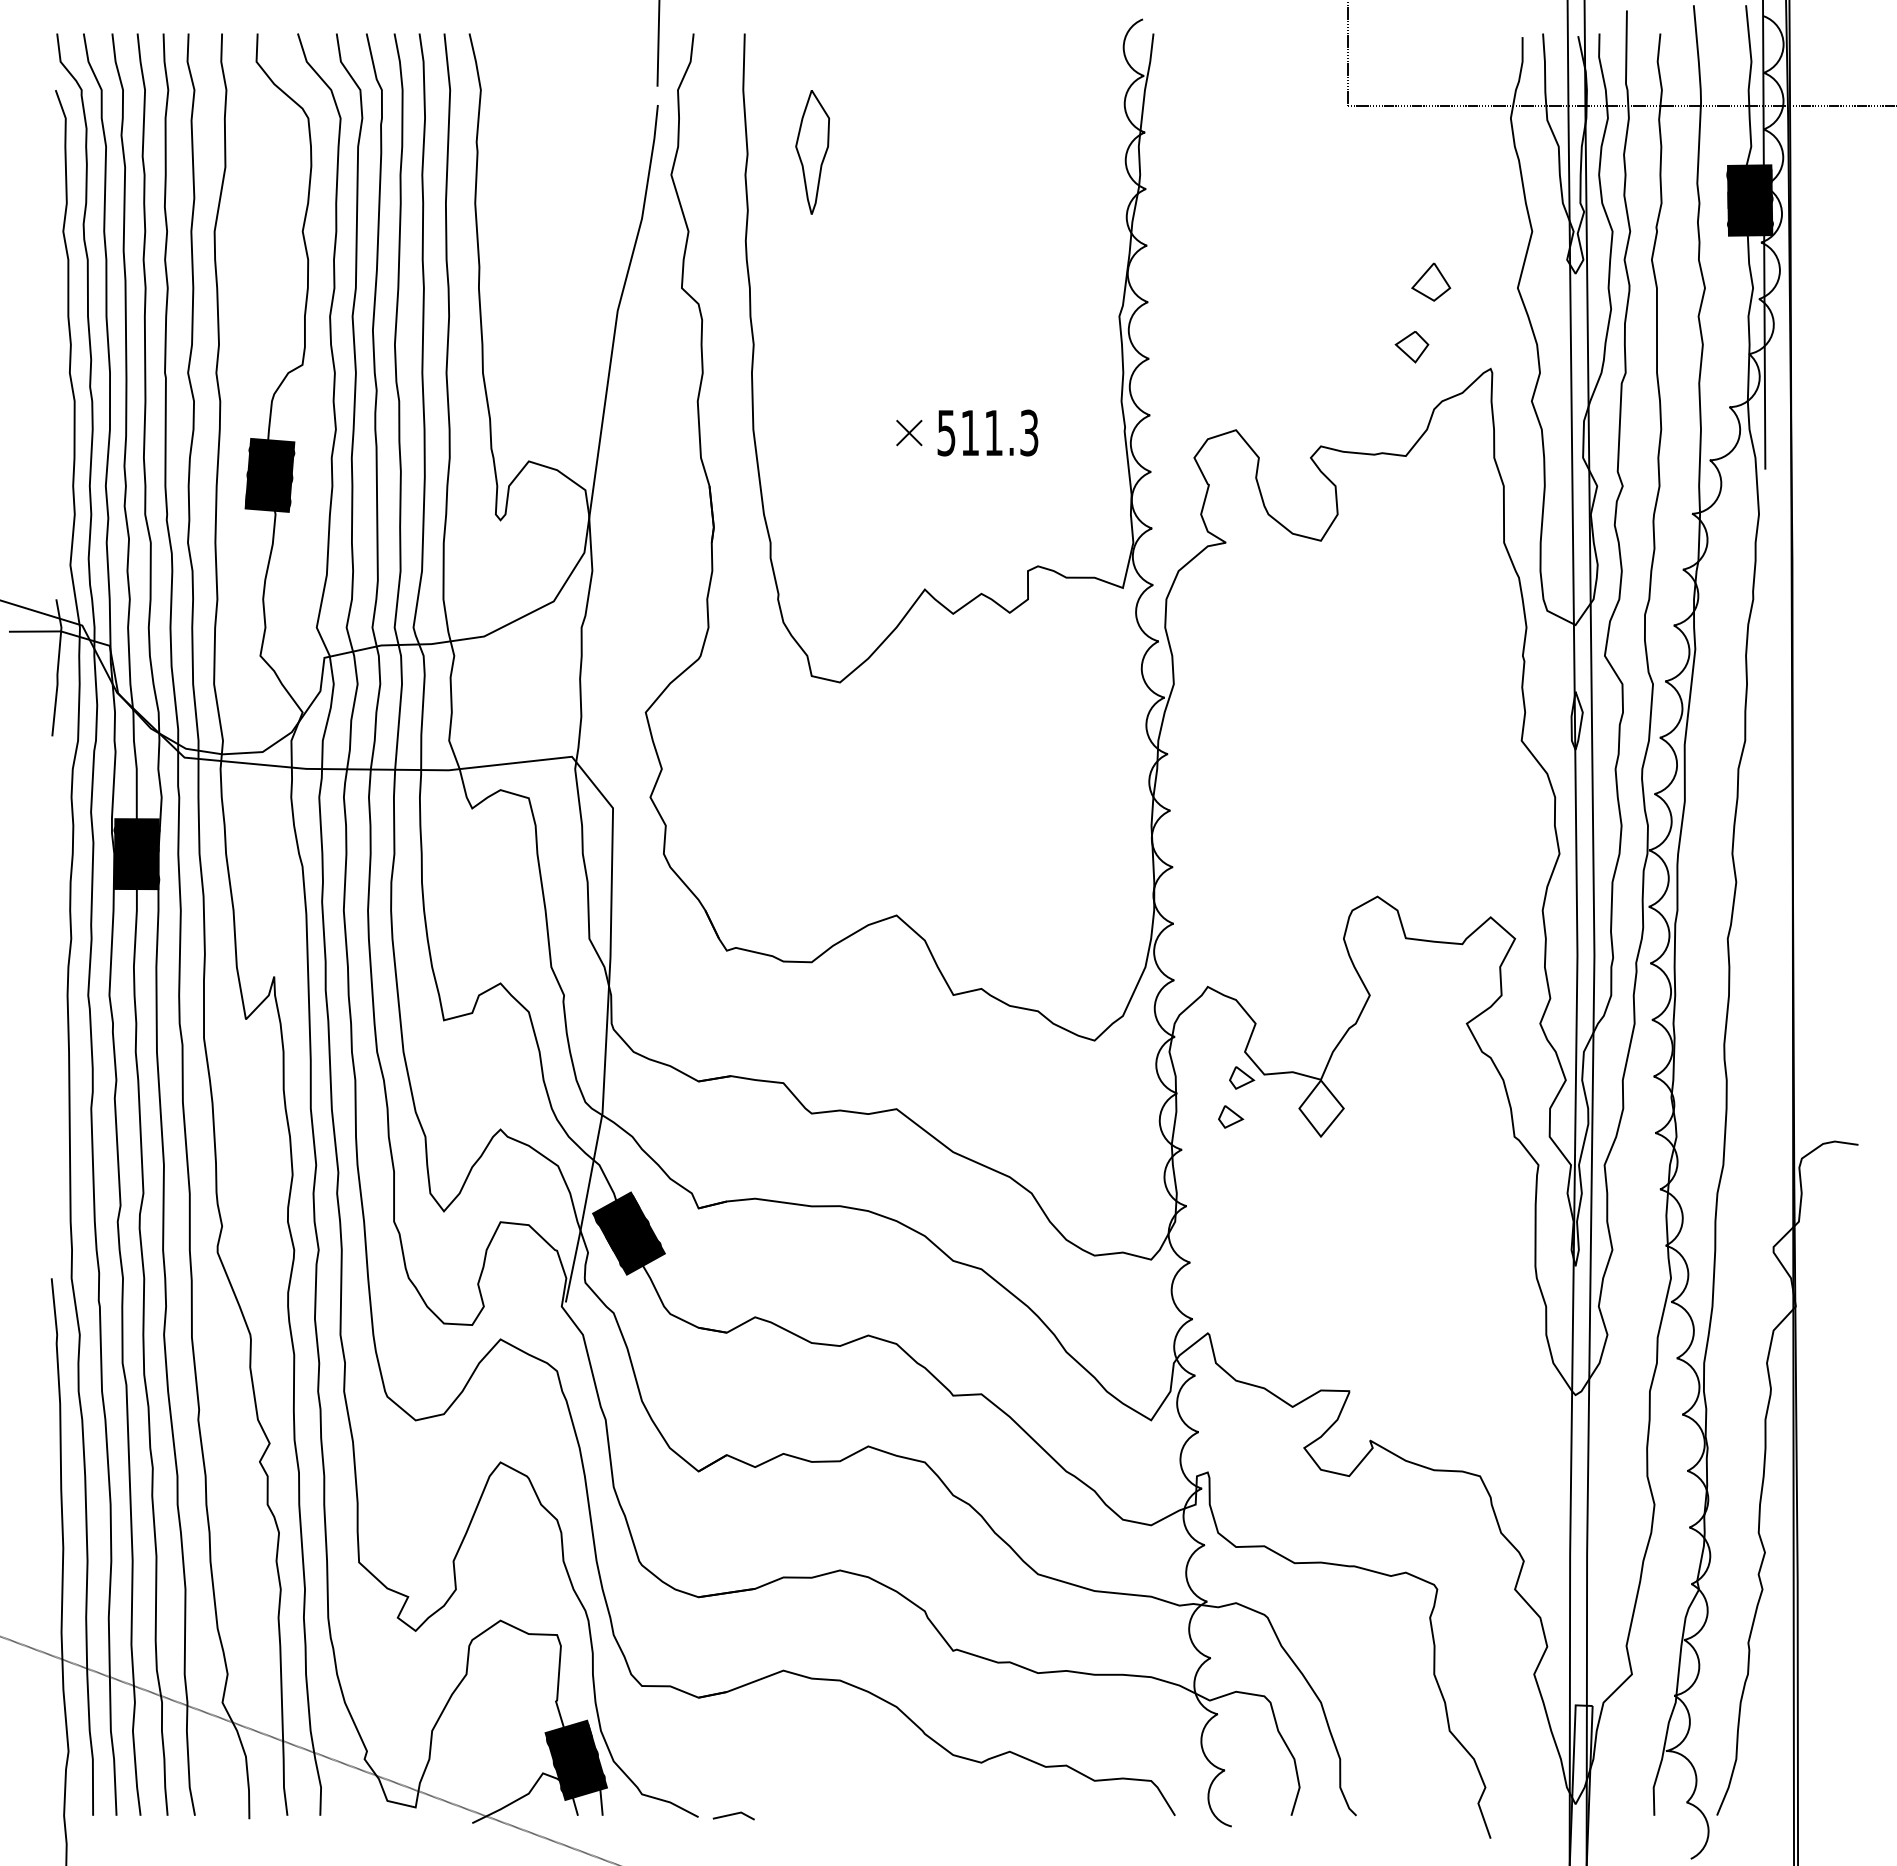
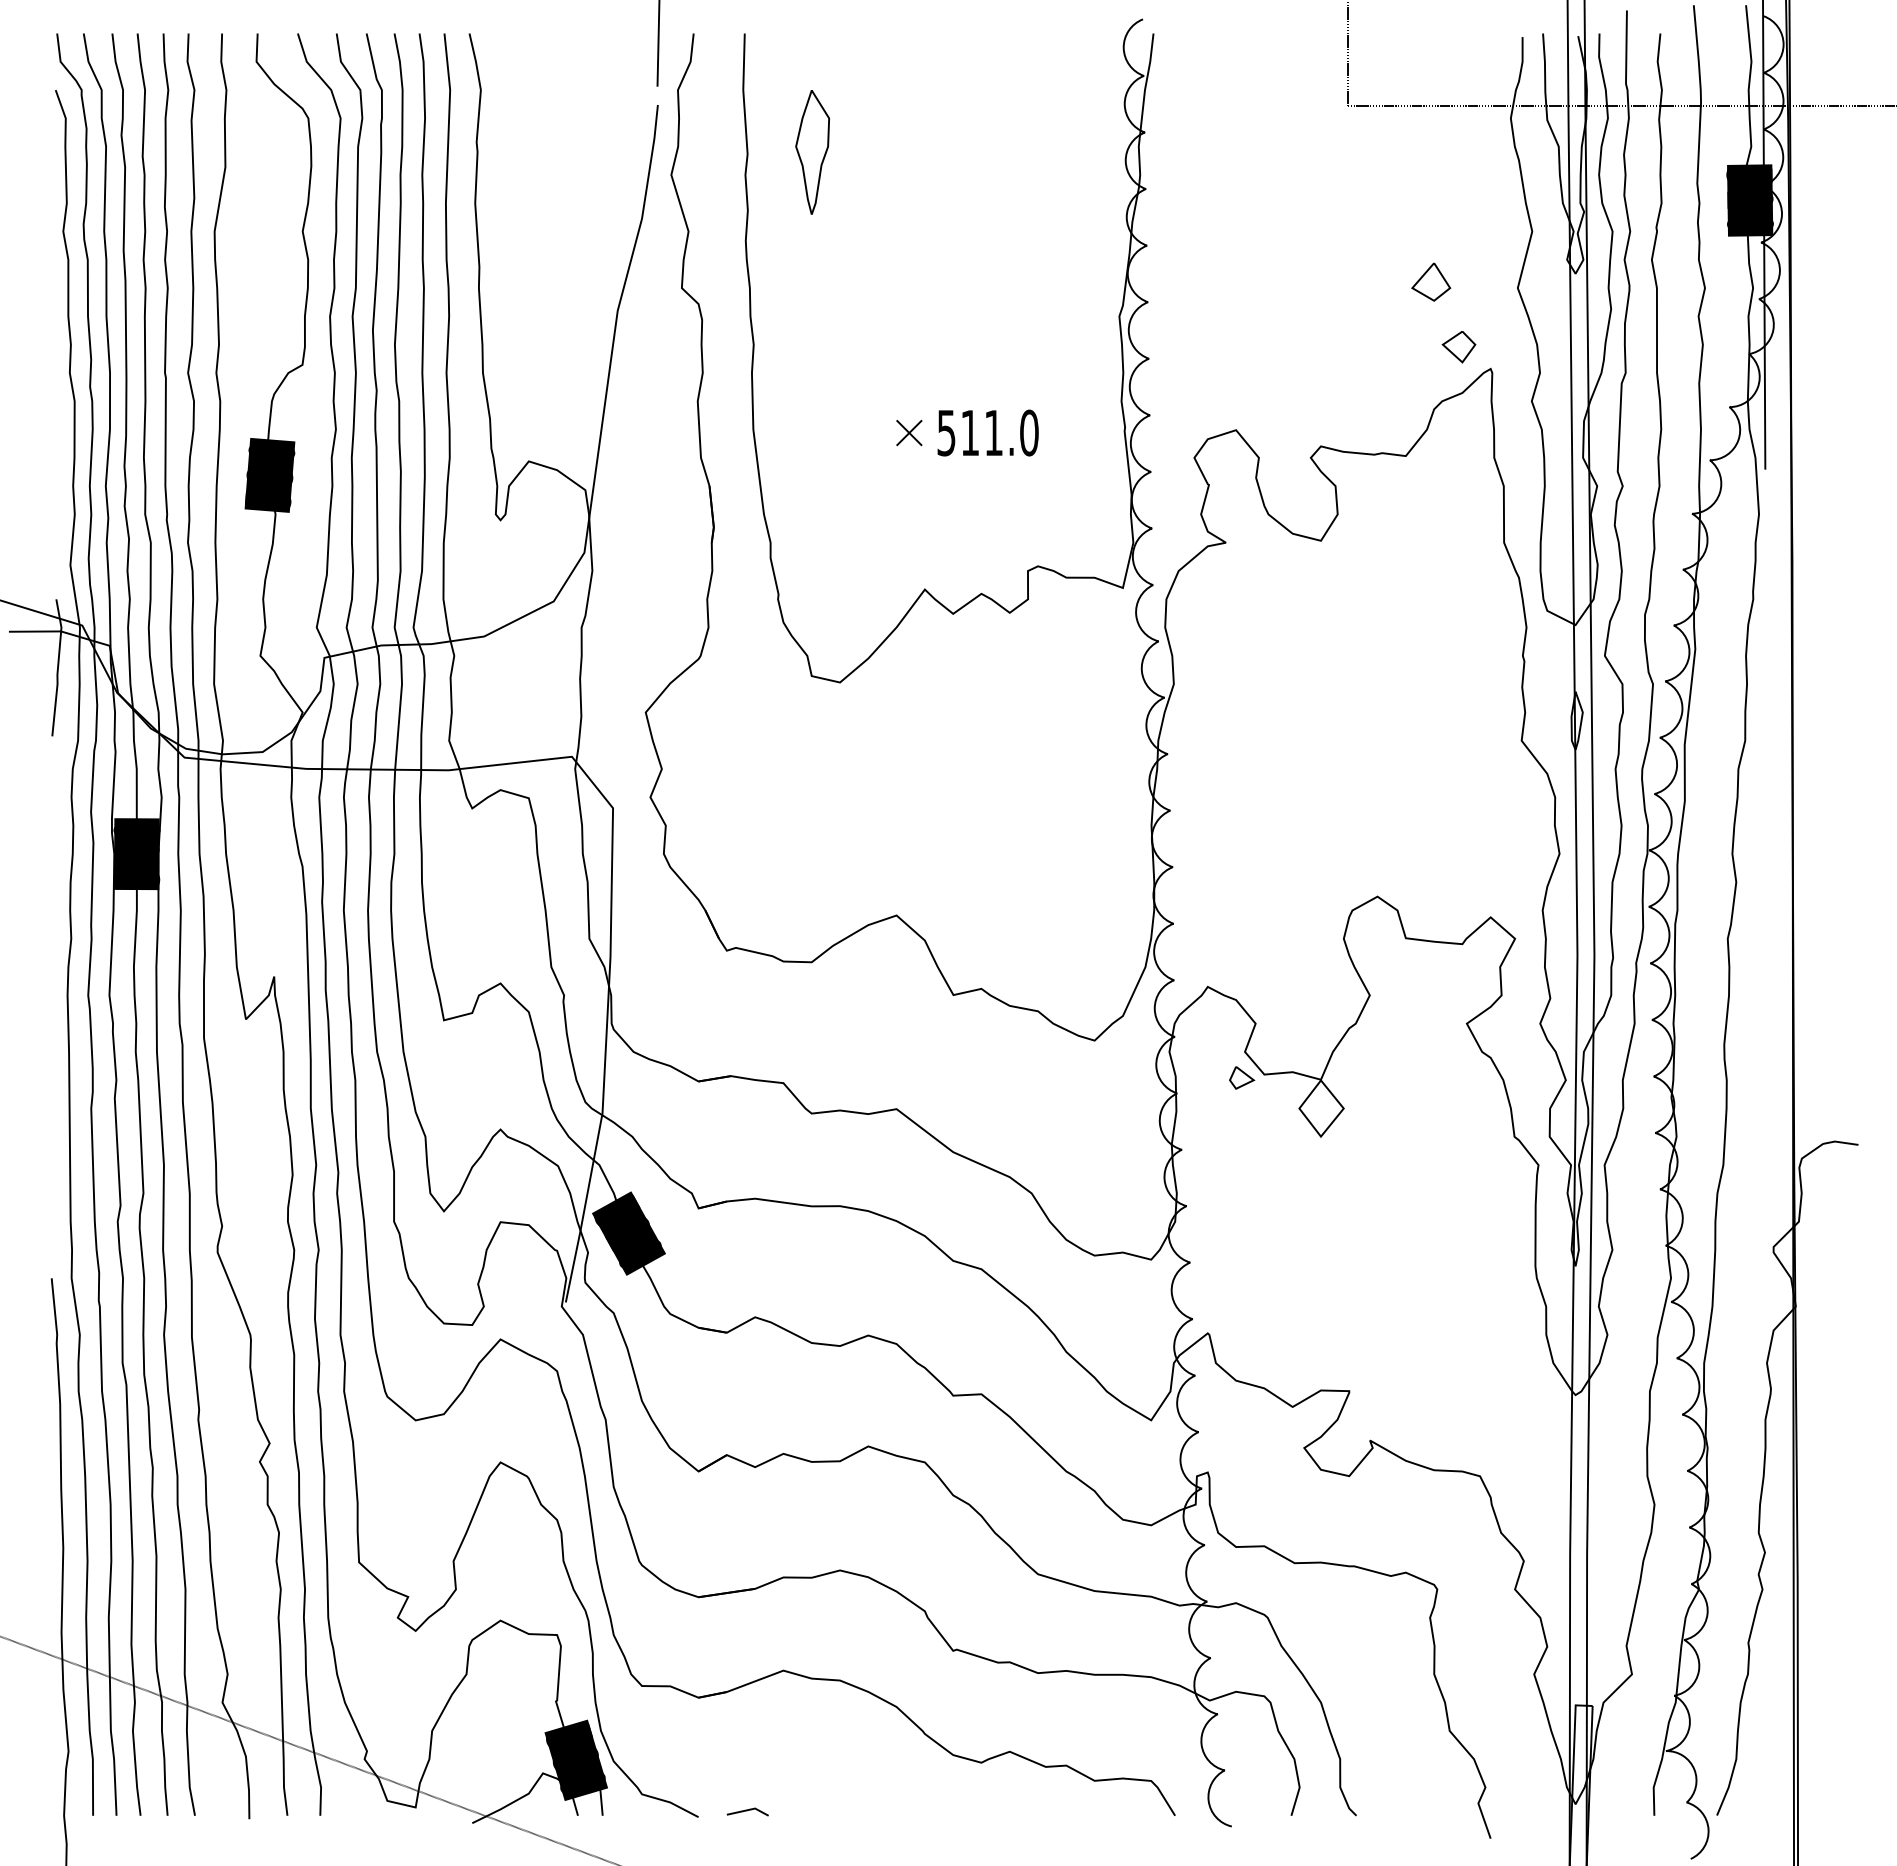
part position: (1411, 347) -> (1458, 347) (1458, 347)
text: 511.3 -> 511.0 (1029, 432)
part: present -> none (1231, 1116)
line position: (733, 1815) -> (747, 1811) (747, 1811)
